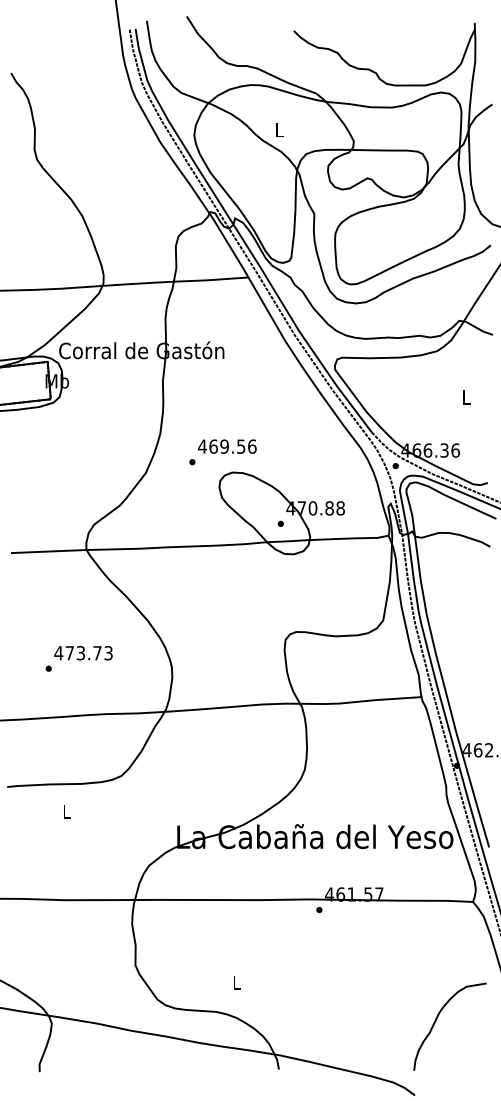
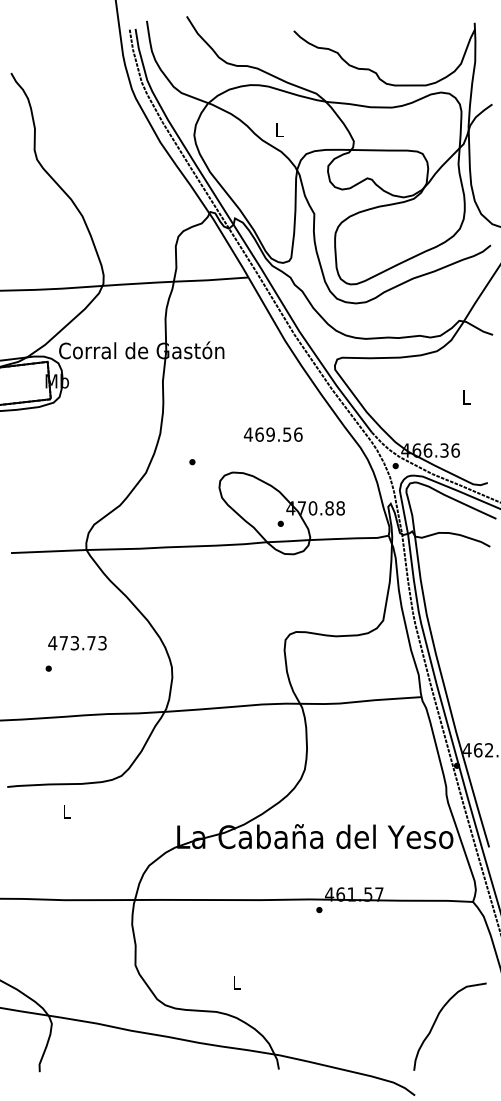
text position: (226, 446) -> (272, 434) (272, 434)
text position: (83, 653) -> (77, 643) (77, 643)
